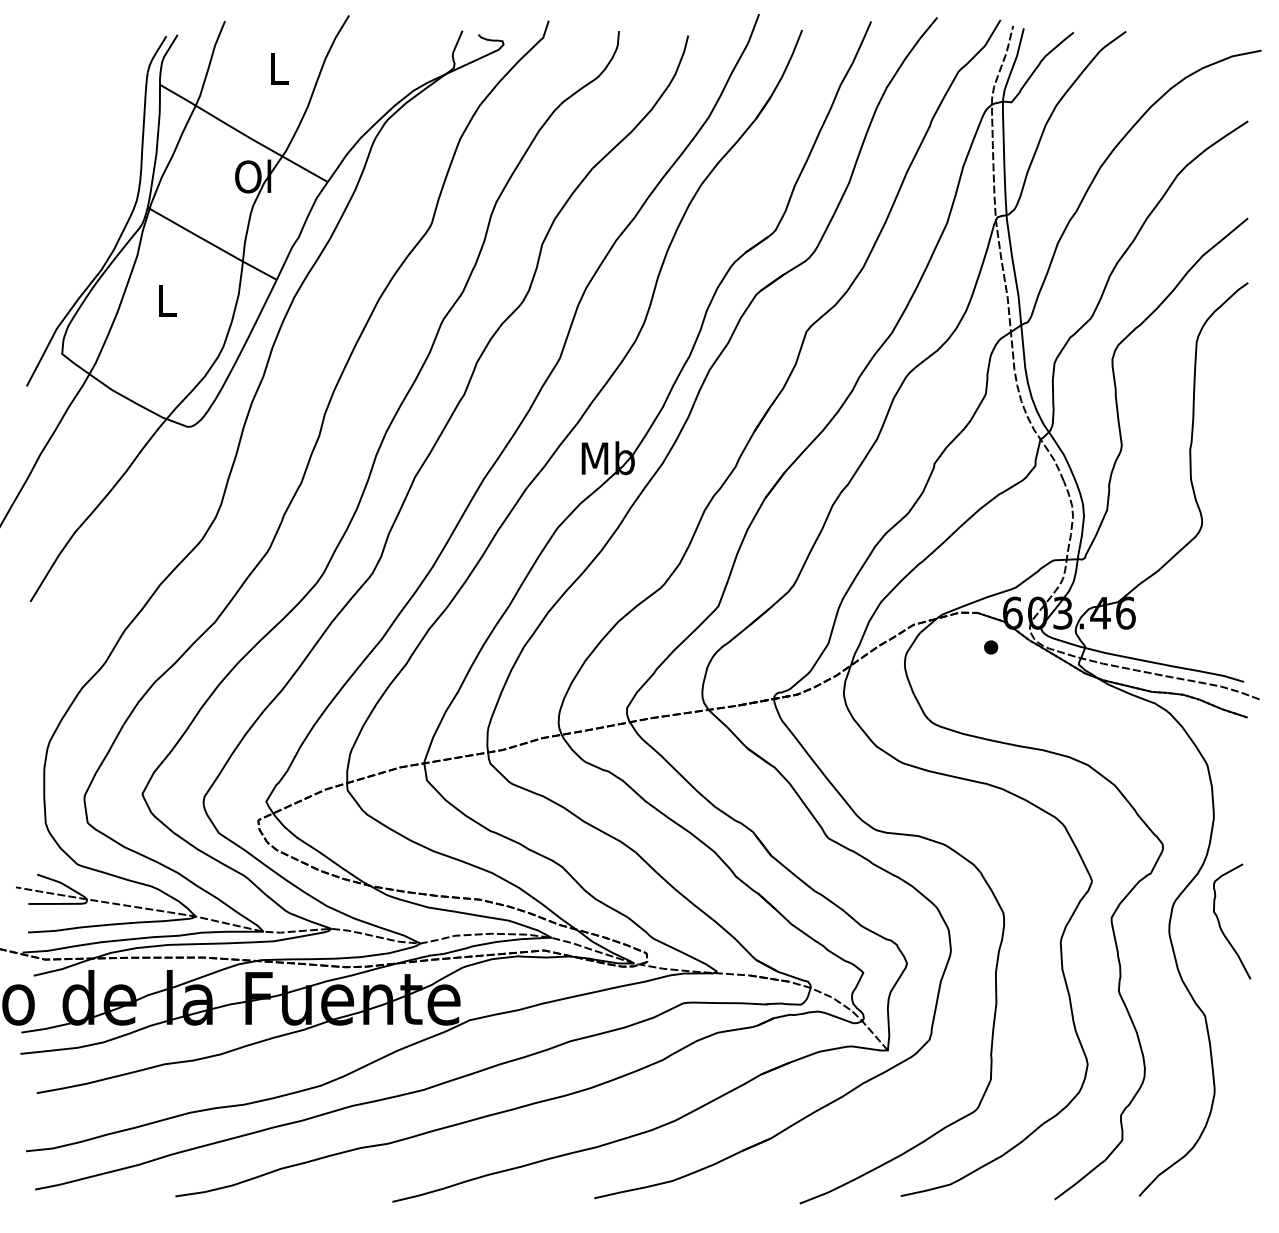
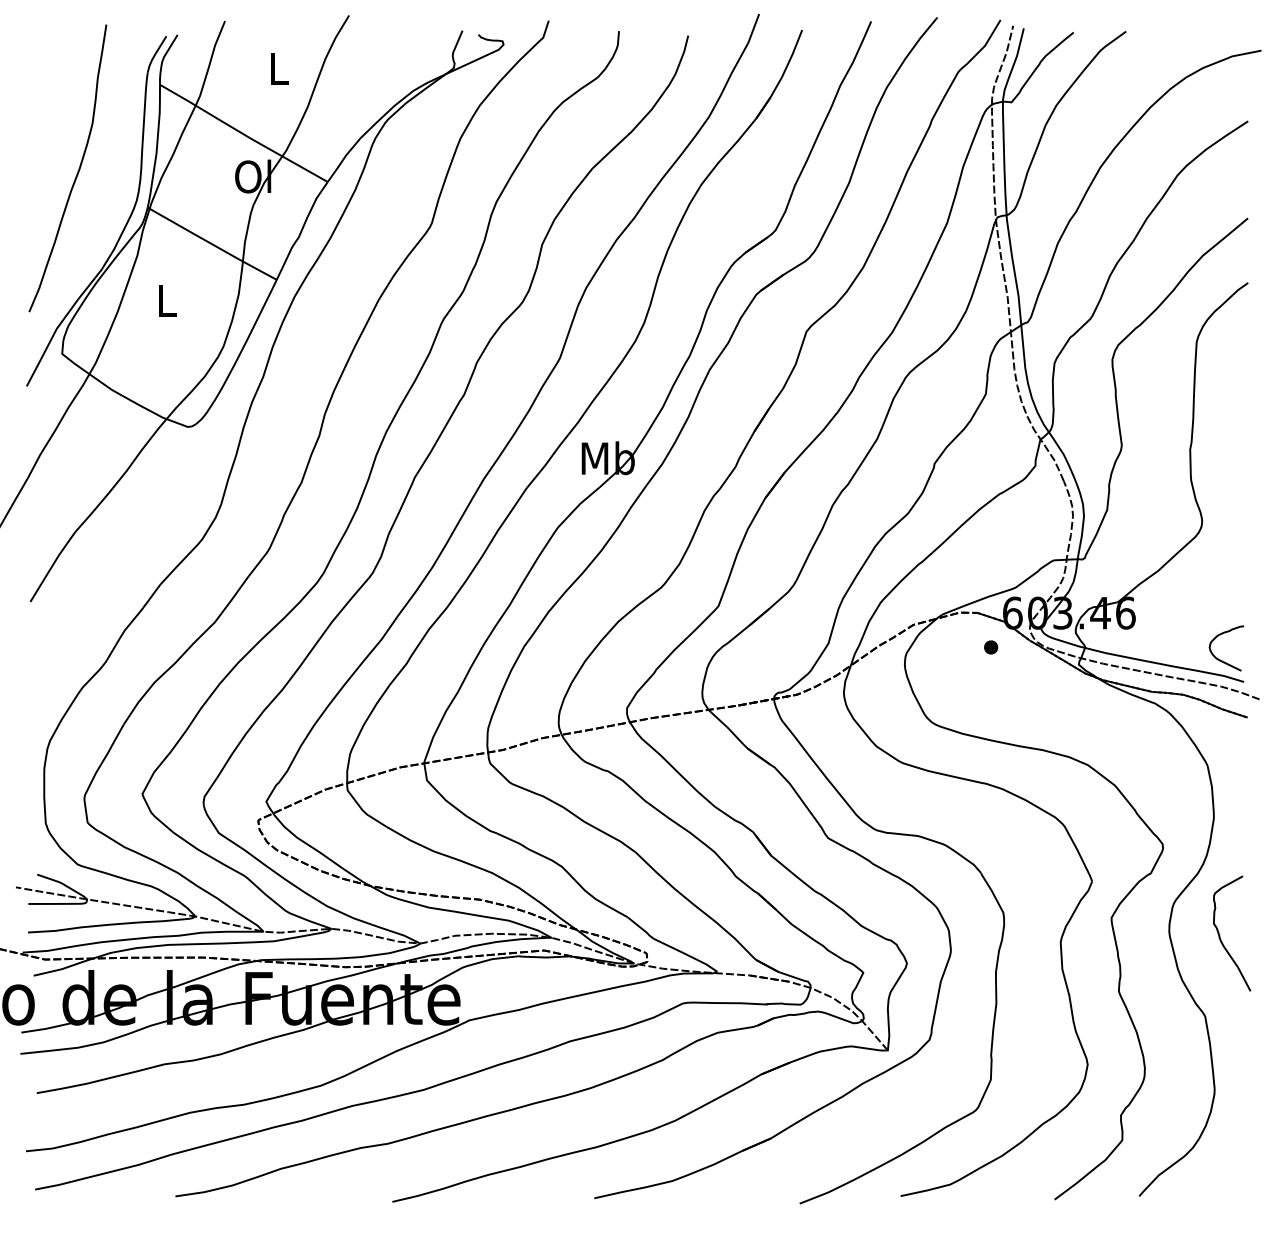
curve: none -> present (76, 173)
curve: none -> present (1220, 659)
curve position: (1220, 923) -> (1220, 935) (1220, 935)
